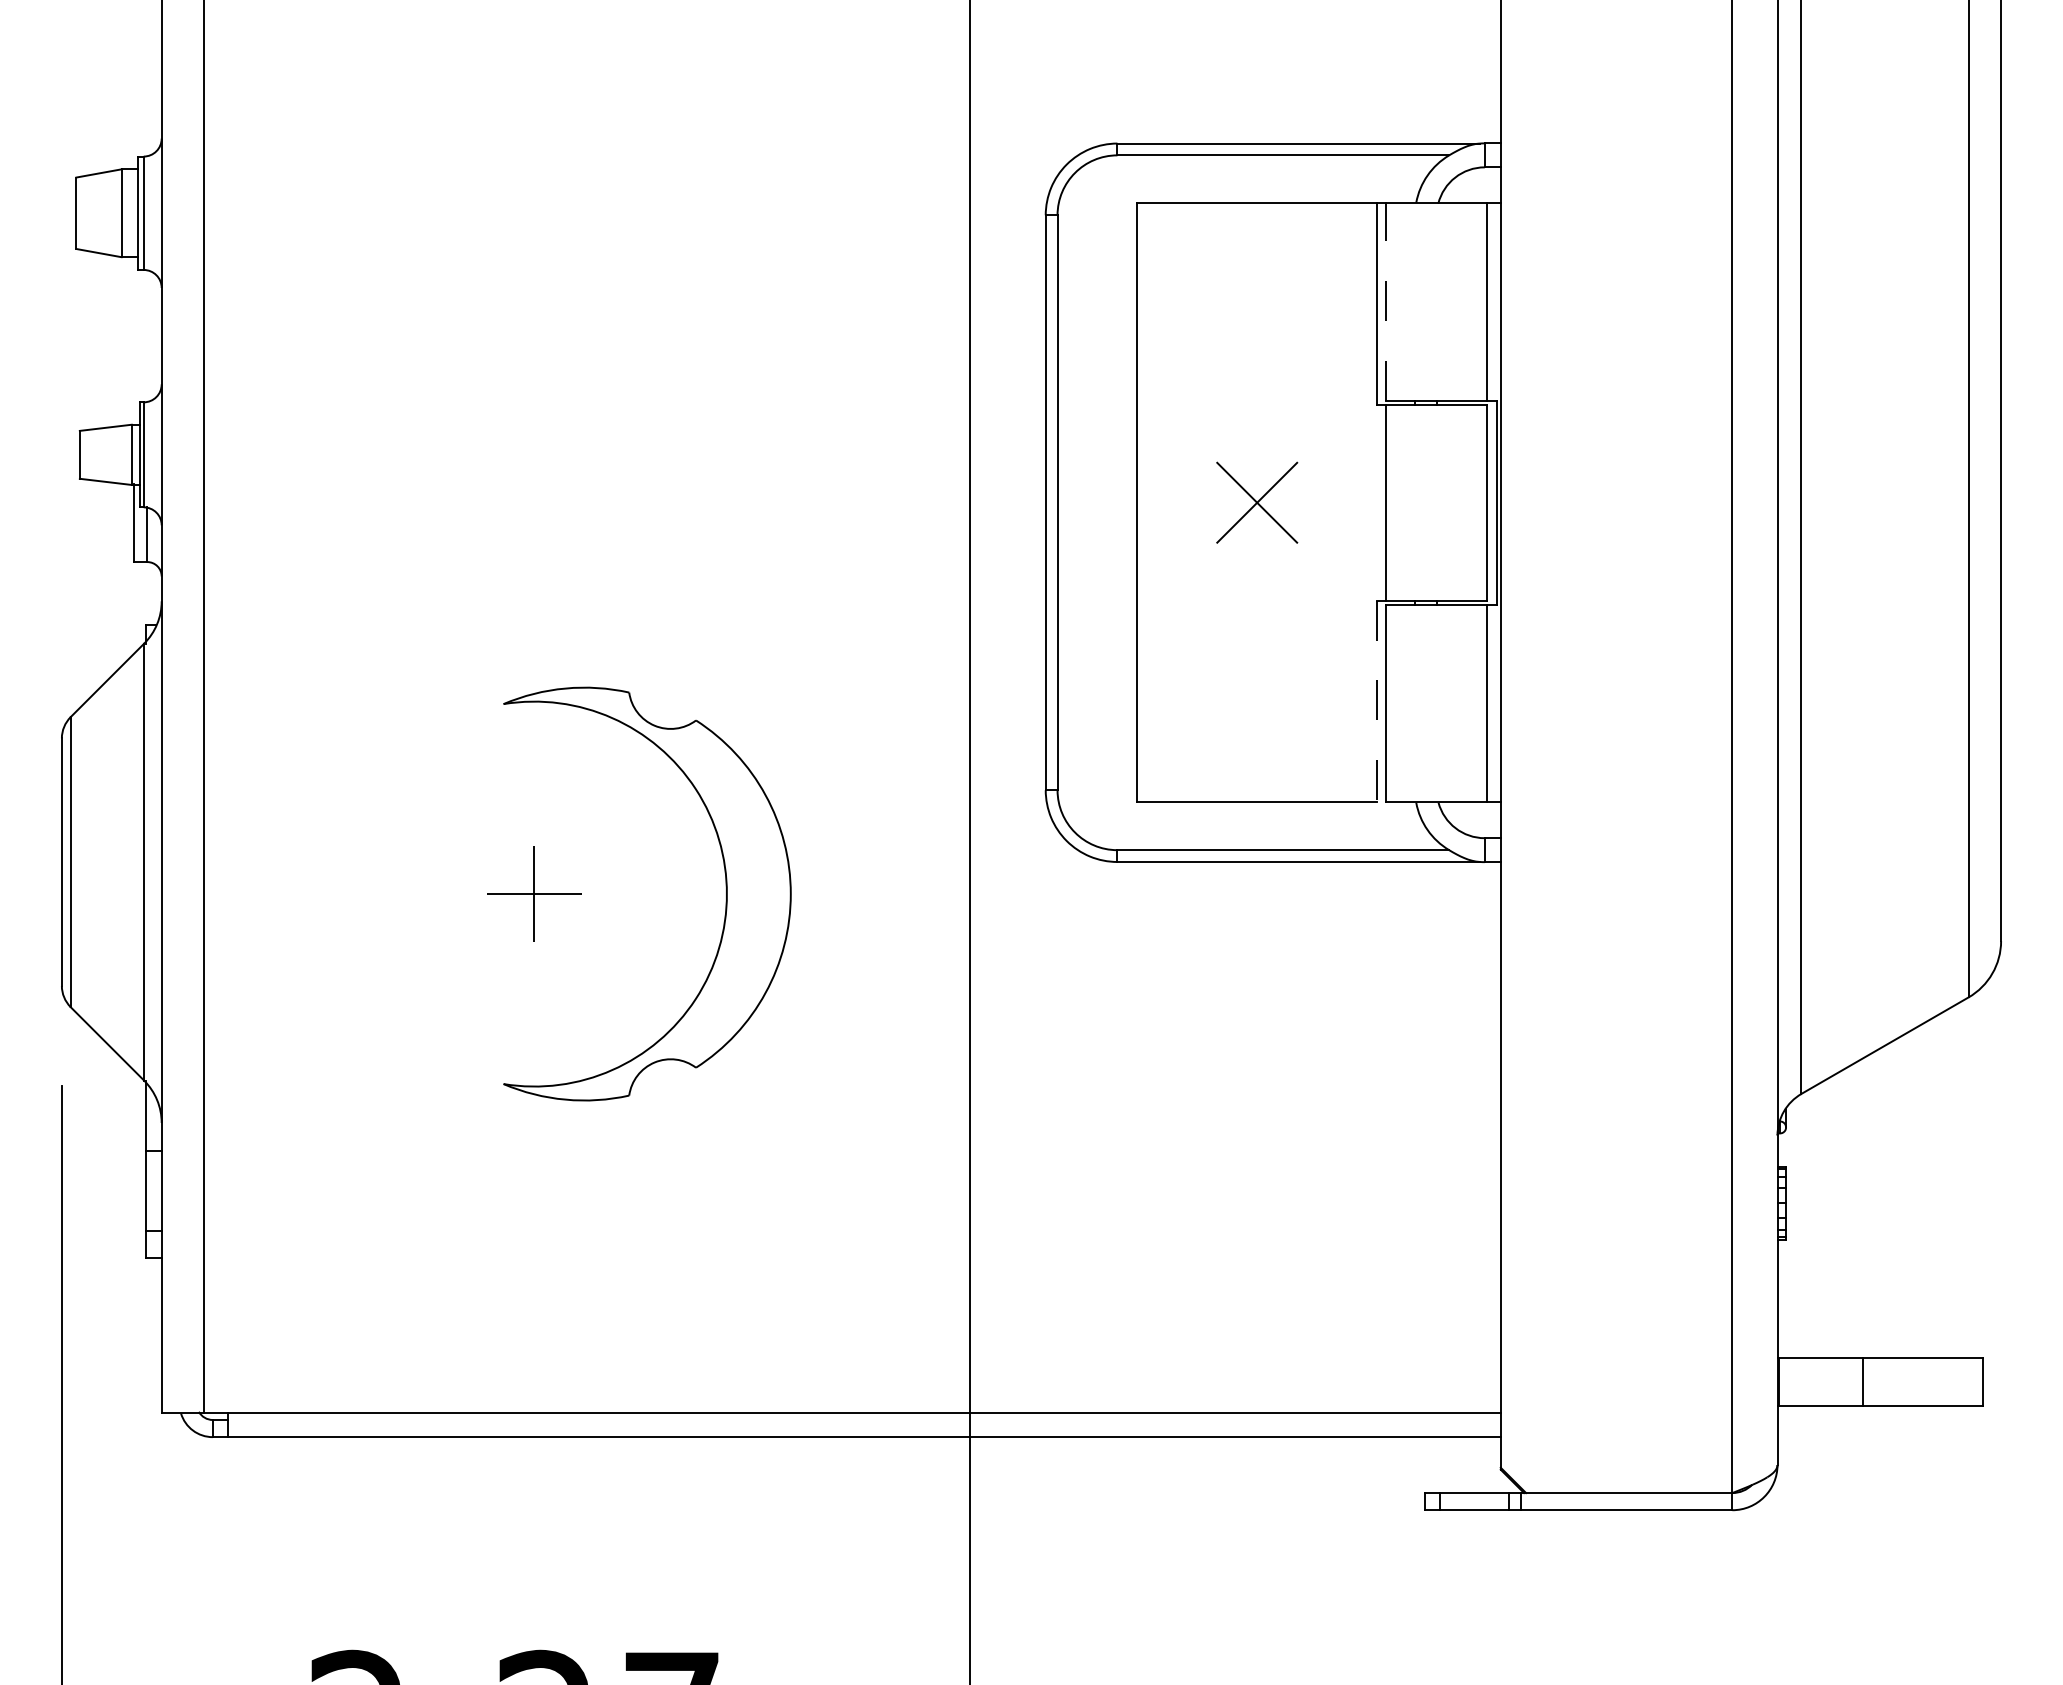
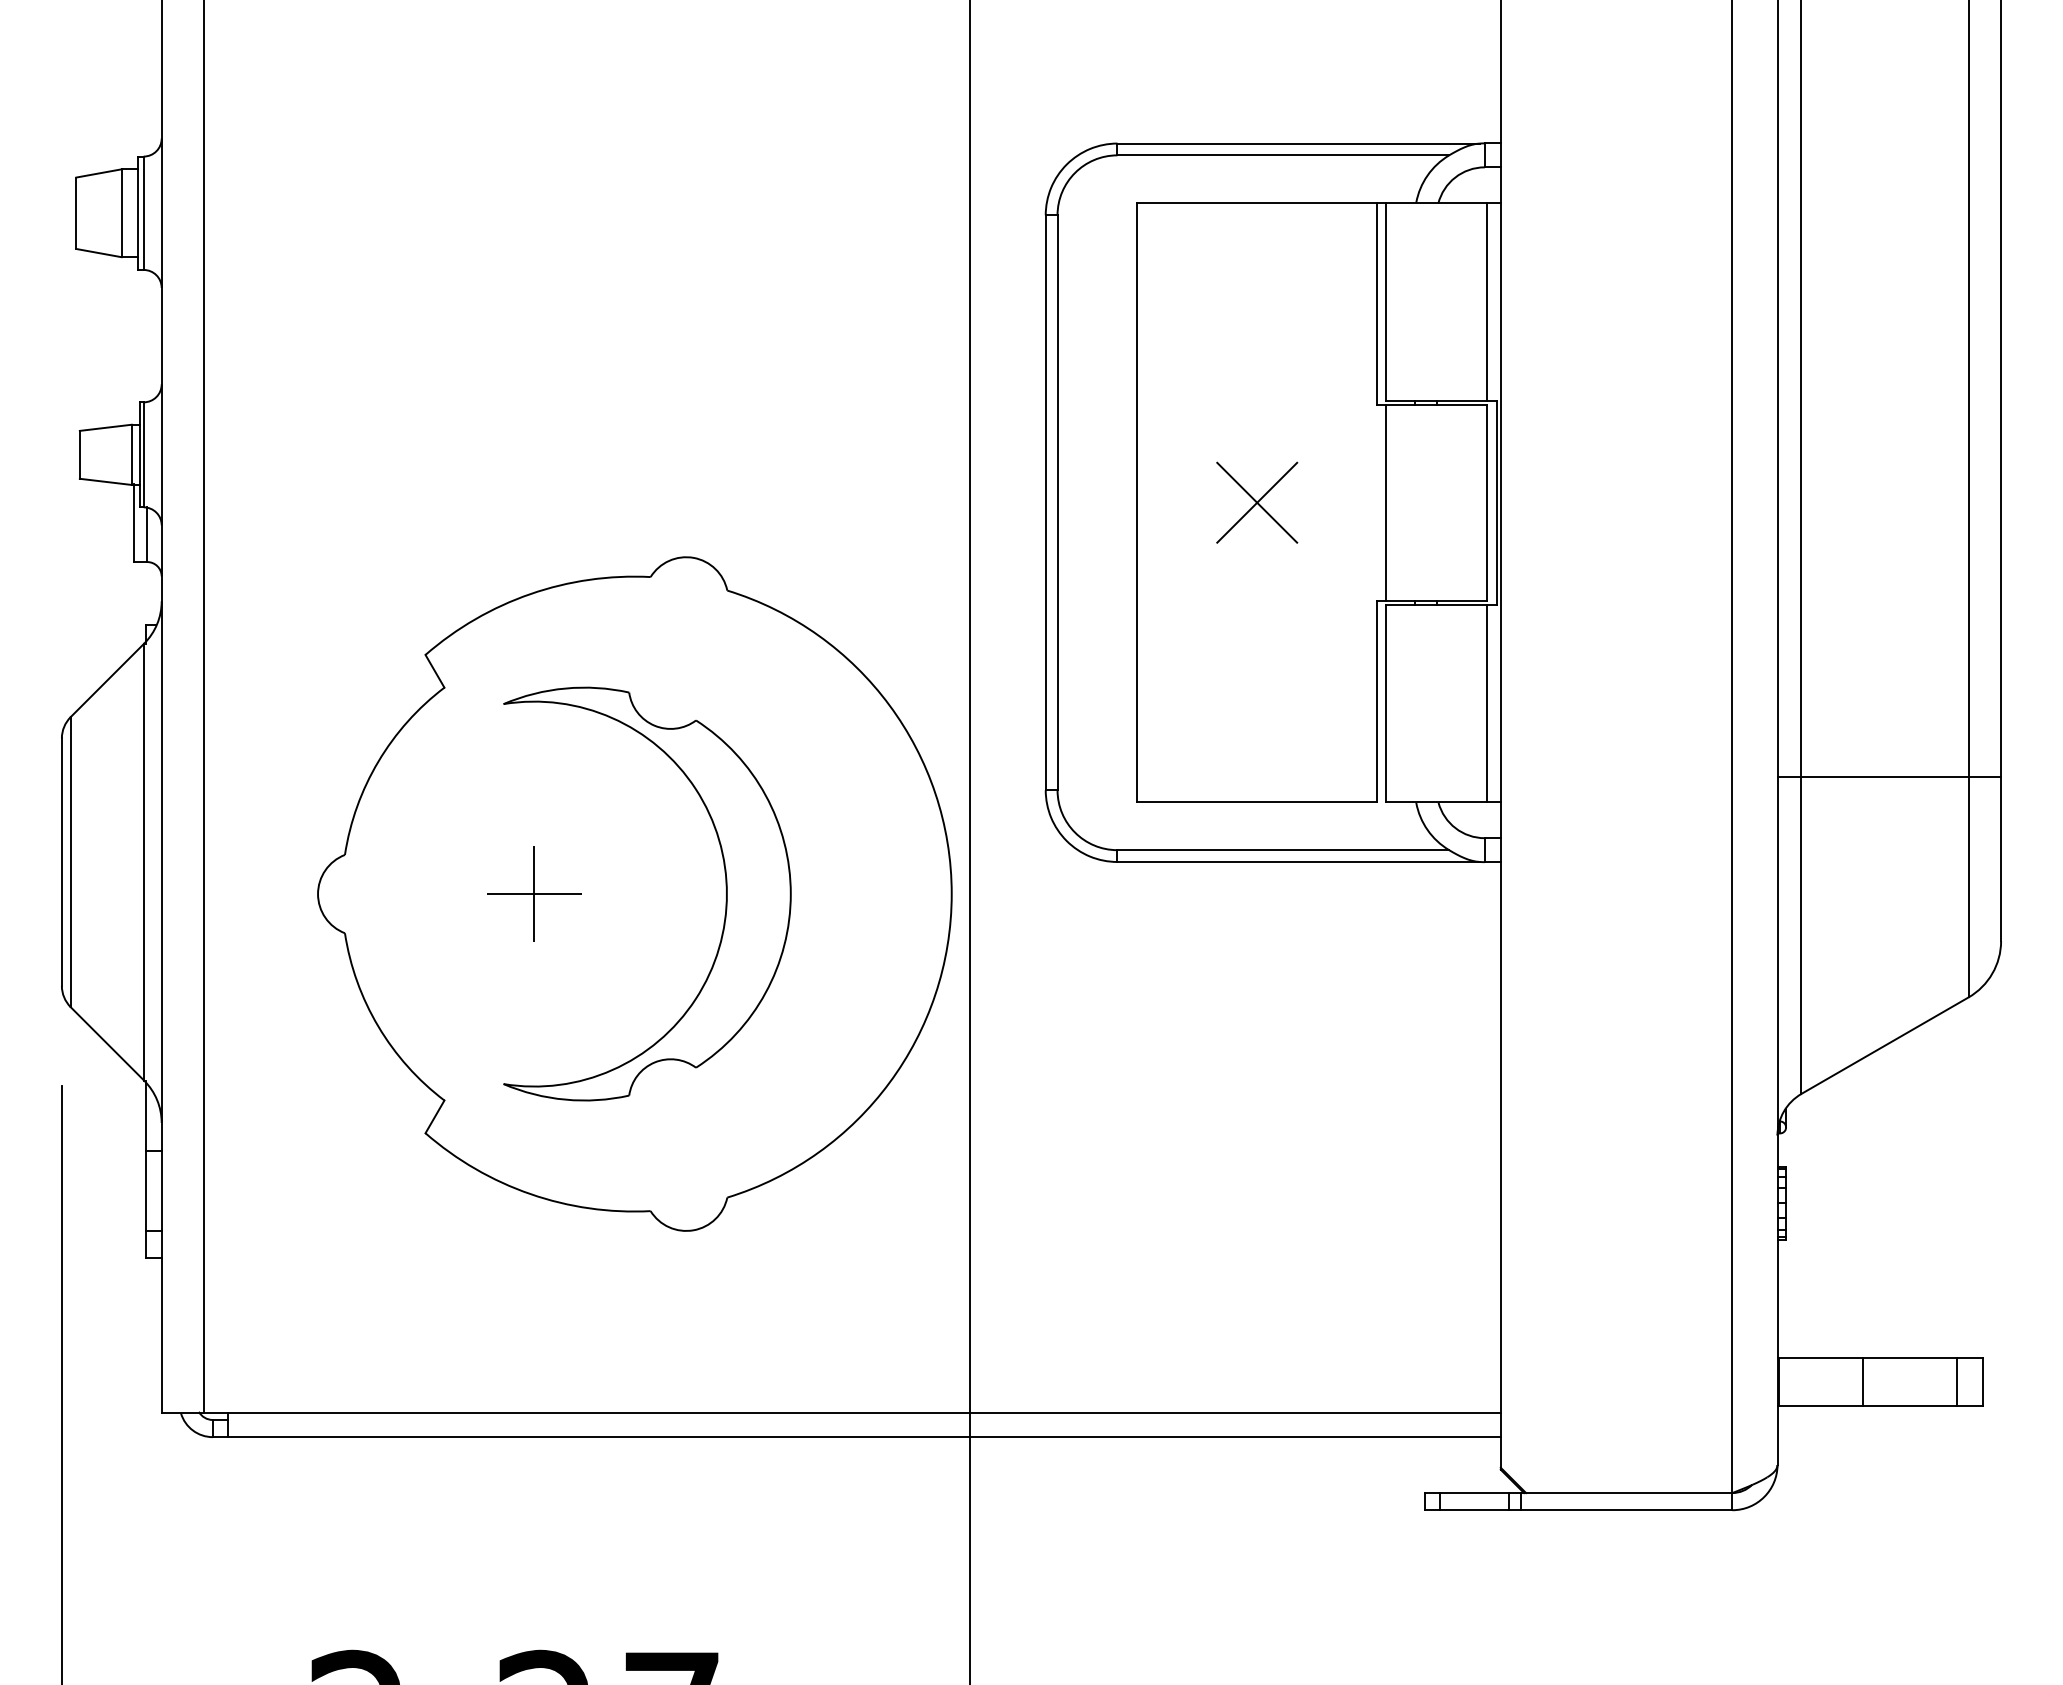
line: dashed -> solid (1386, 302)
line: dashed -> solid (1377, 701)
line: none -> present (1889, 776)
part: none -> present (634, 893)
line: none -> present (1957, 1381)
